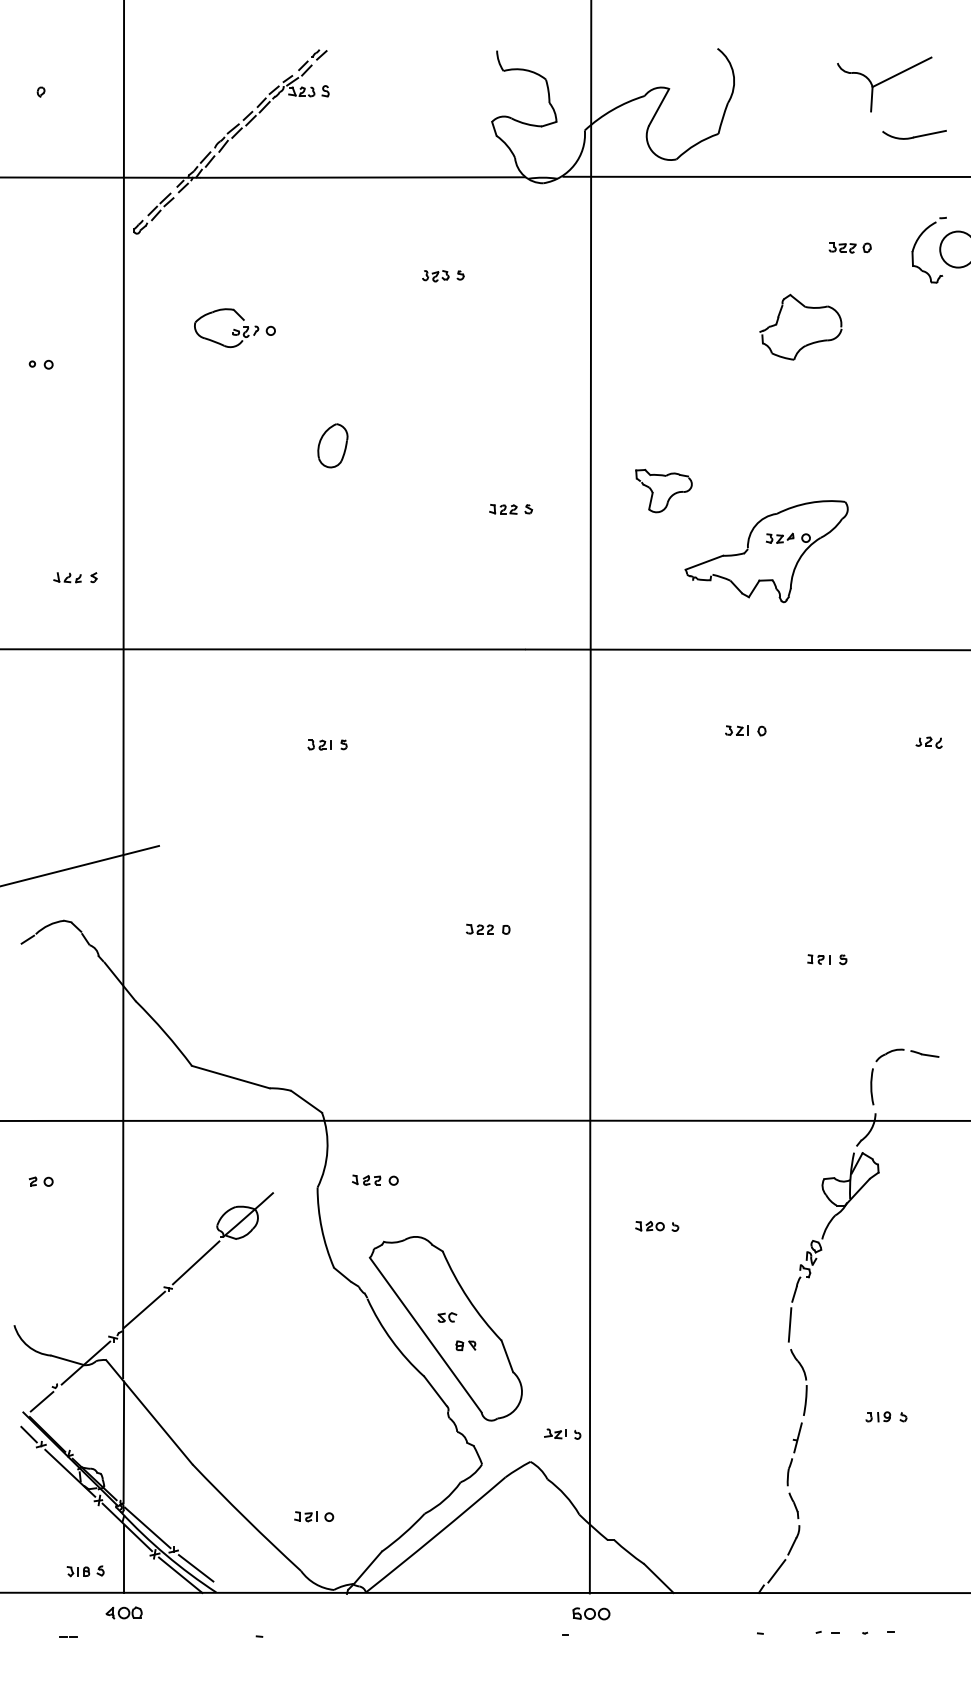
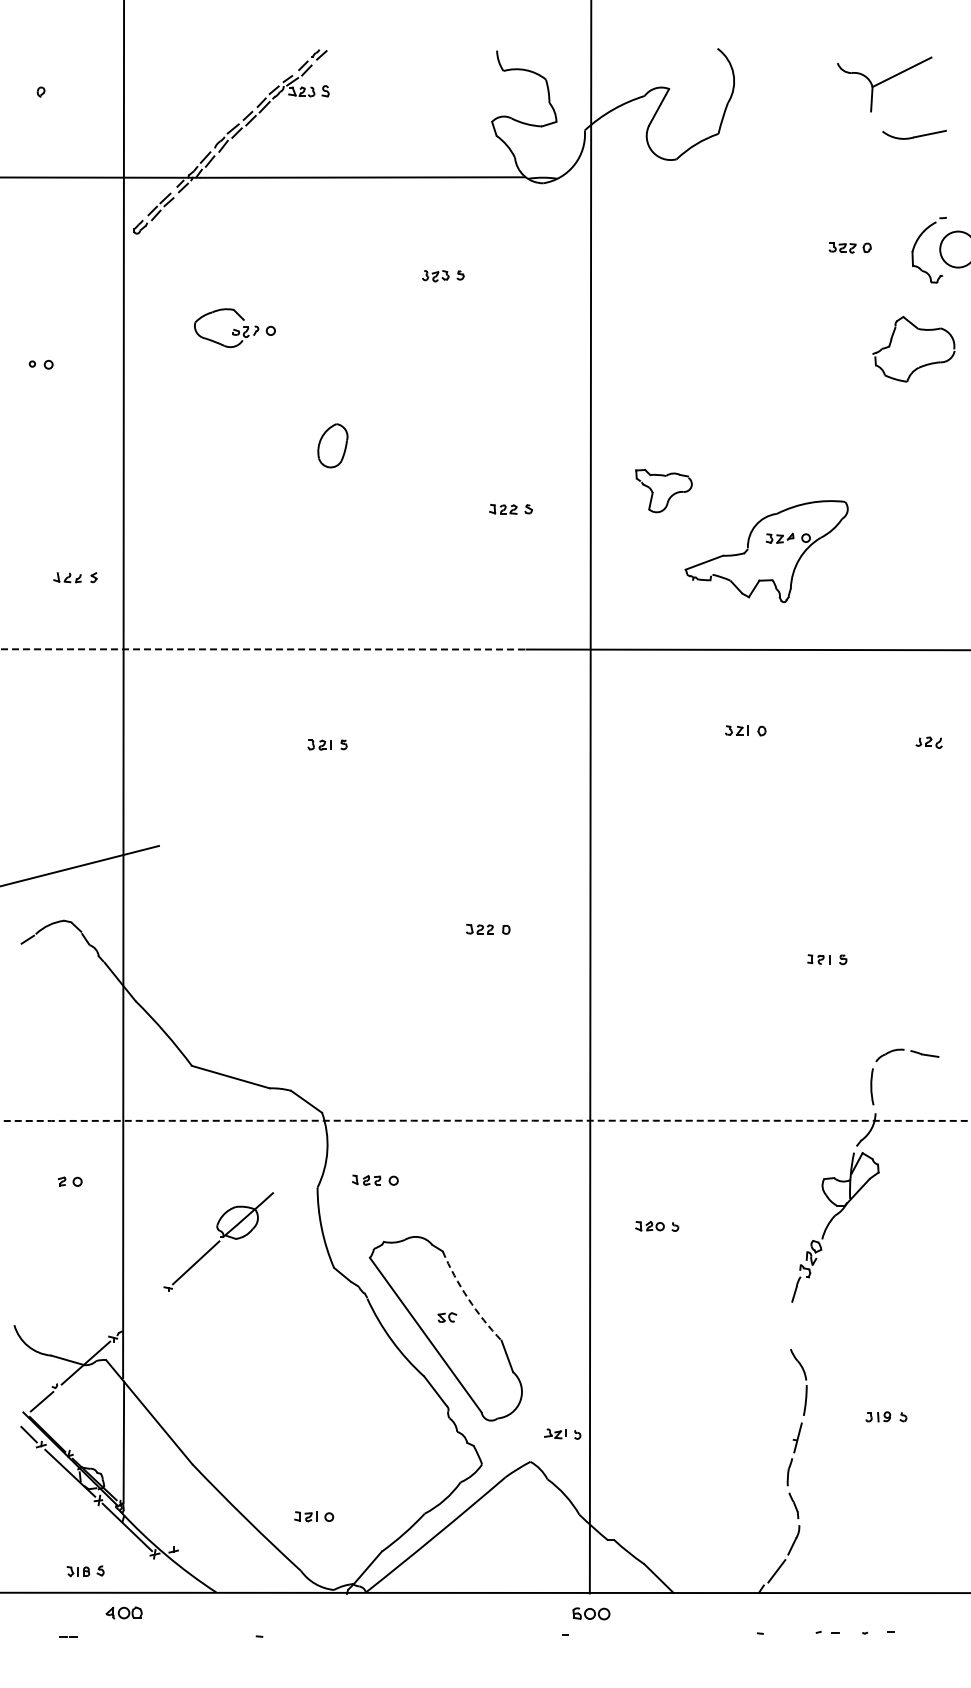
line: present -> none (765, 176)
part position: (808, 343) -> (921, 365) (921, 365)
line: solid -> dashed (262, 649)
arc: solid -> dashed (485, 1120)
part position: (40, 1181) -> (69, 1181) (69, 1181)
arc: solid -> dashed (468, 1298)
line: present -> none (144, 1309)
line: present -> none (789, 1324)
part: present -> none (465, 1345)
line: present -> none (147, 1527)
line: present -> none (123, 1558)
line: present -> none (195, 1568)
line: present -> none (180, 1574)
